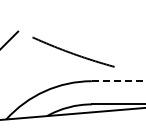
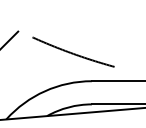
line: dashed -> solid (118, 81)
